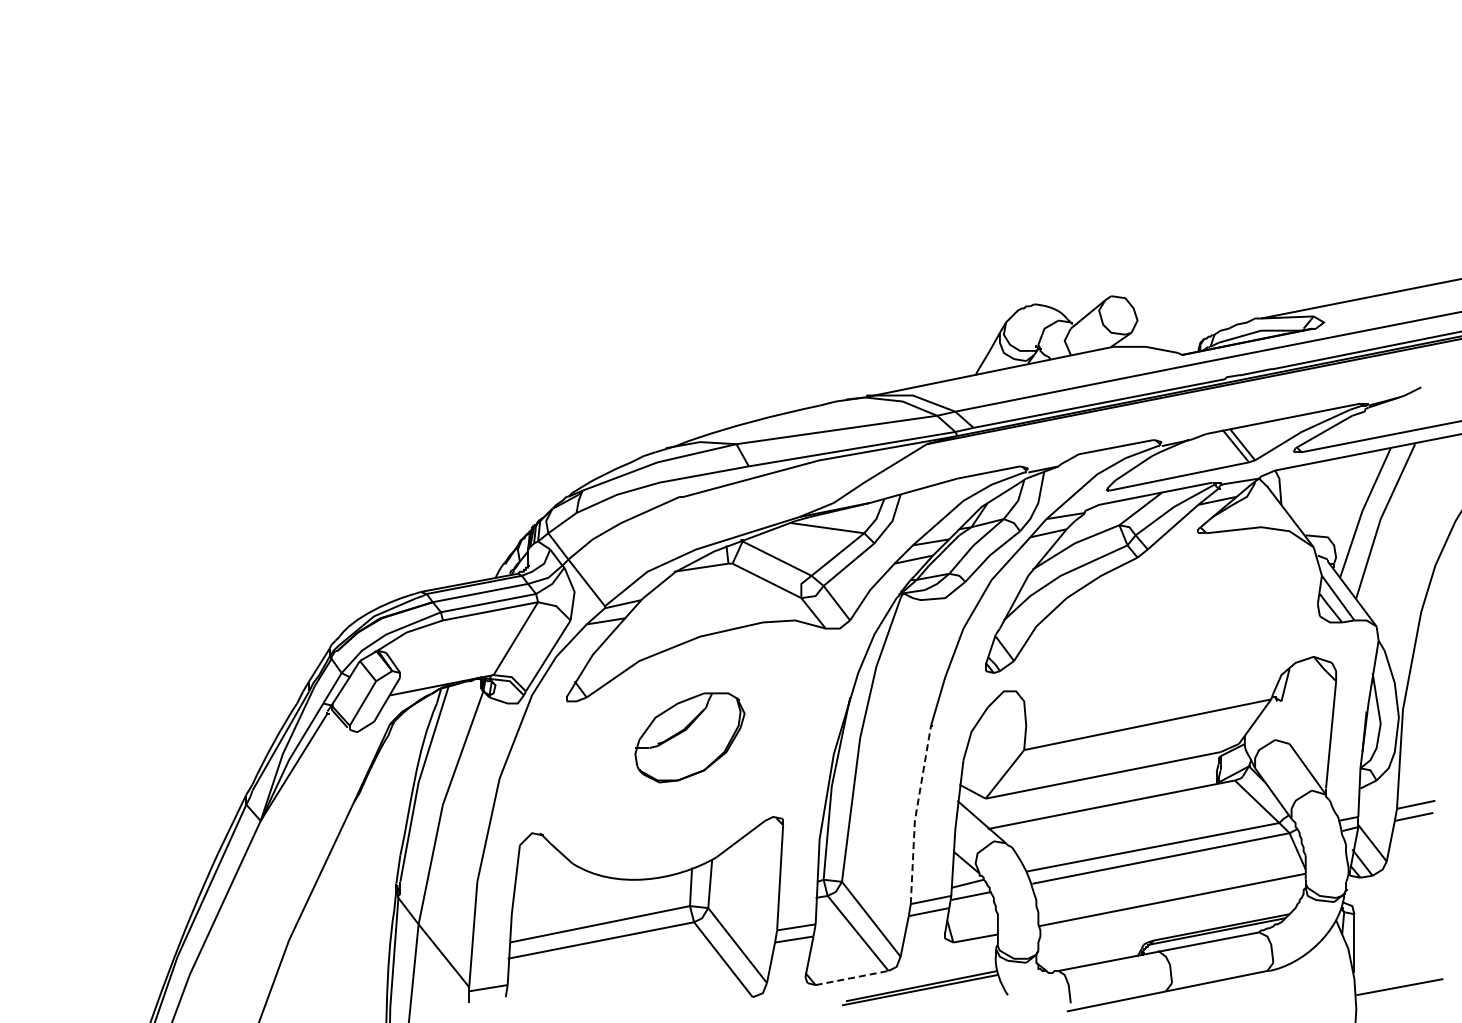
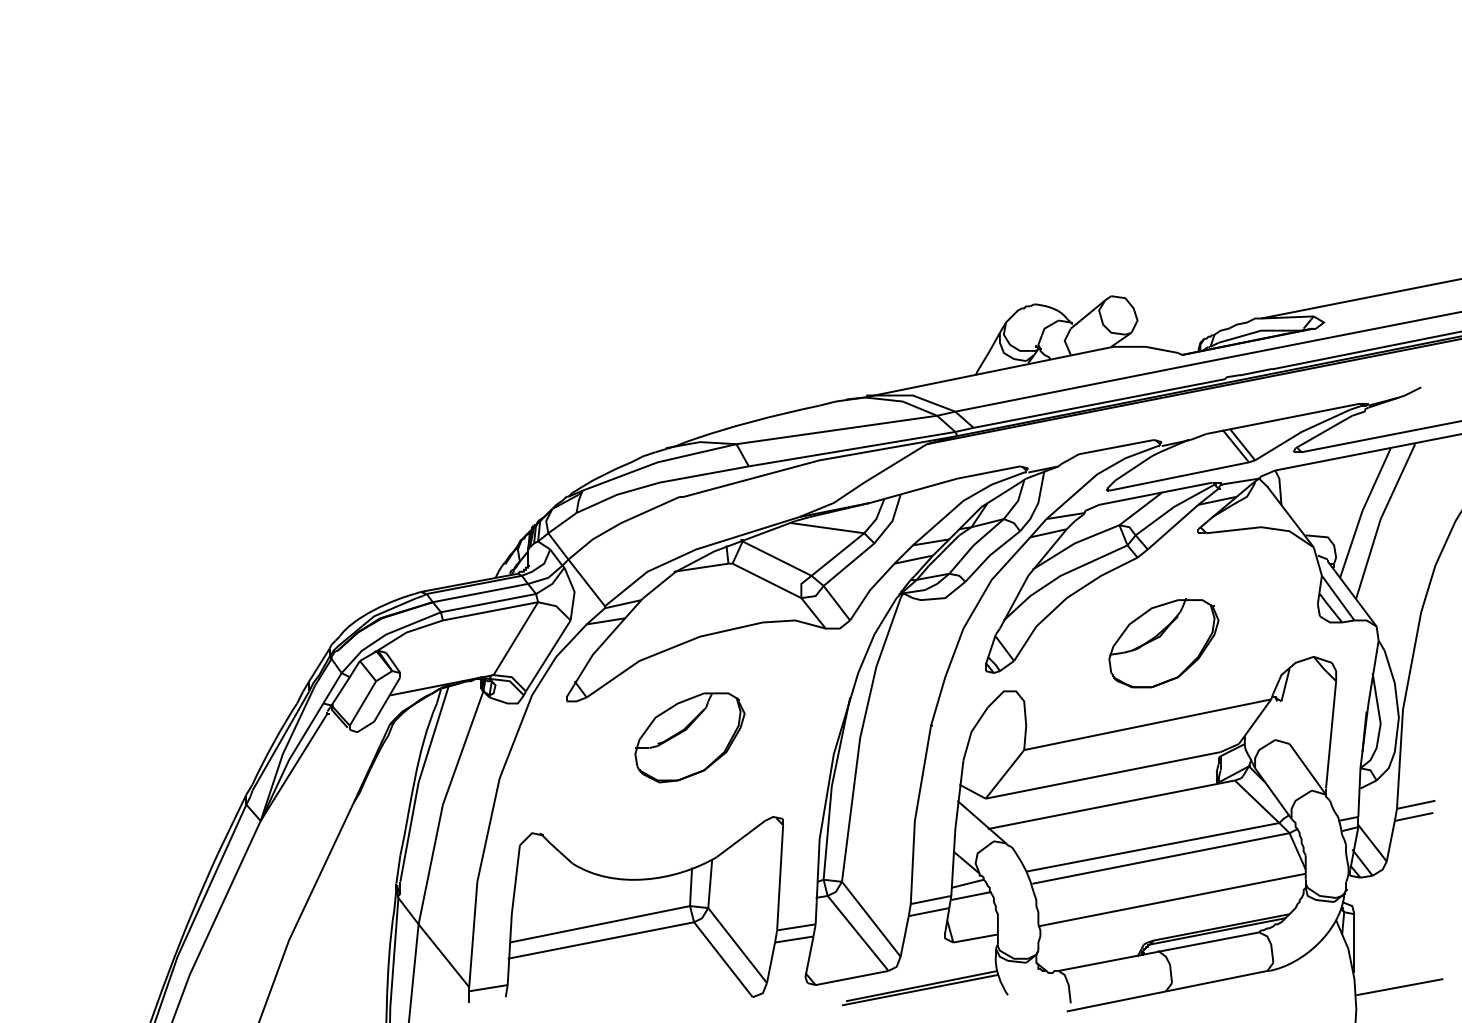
part: none -> present (1163, 643)
line: dashed -> solid (916, 813)
line: dashed -> solid (852, 977)
